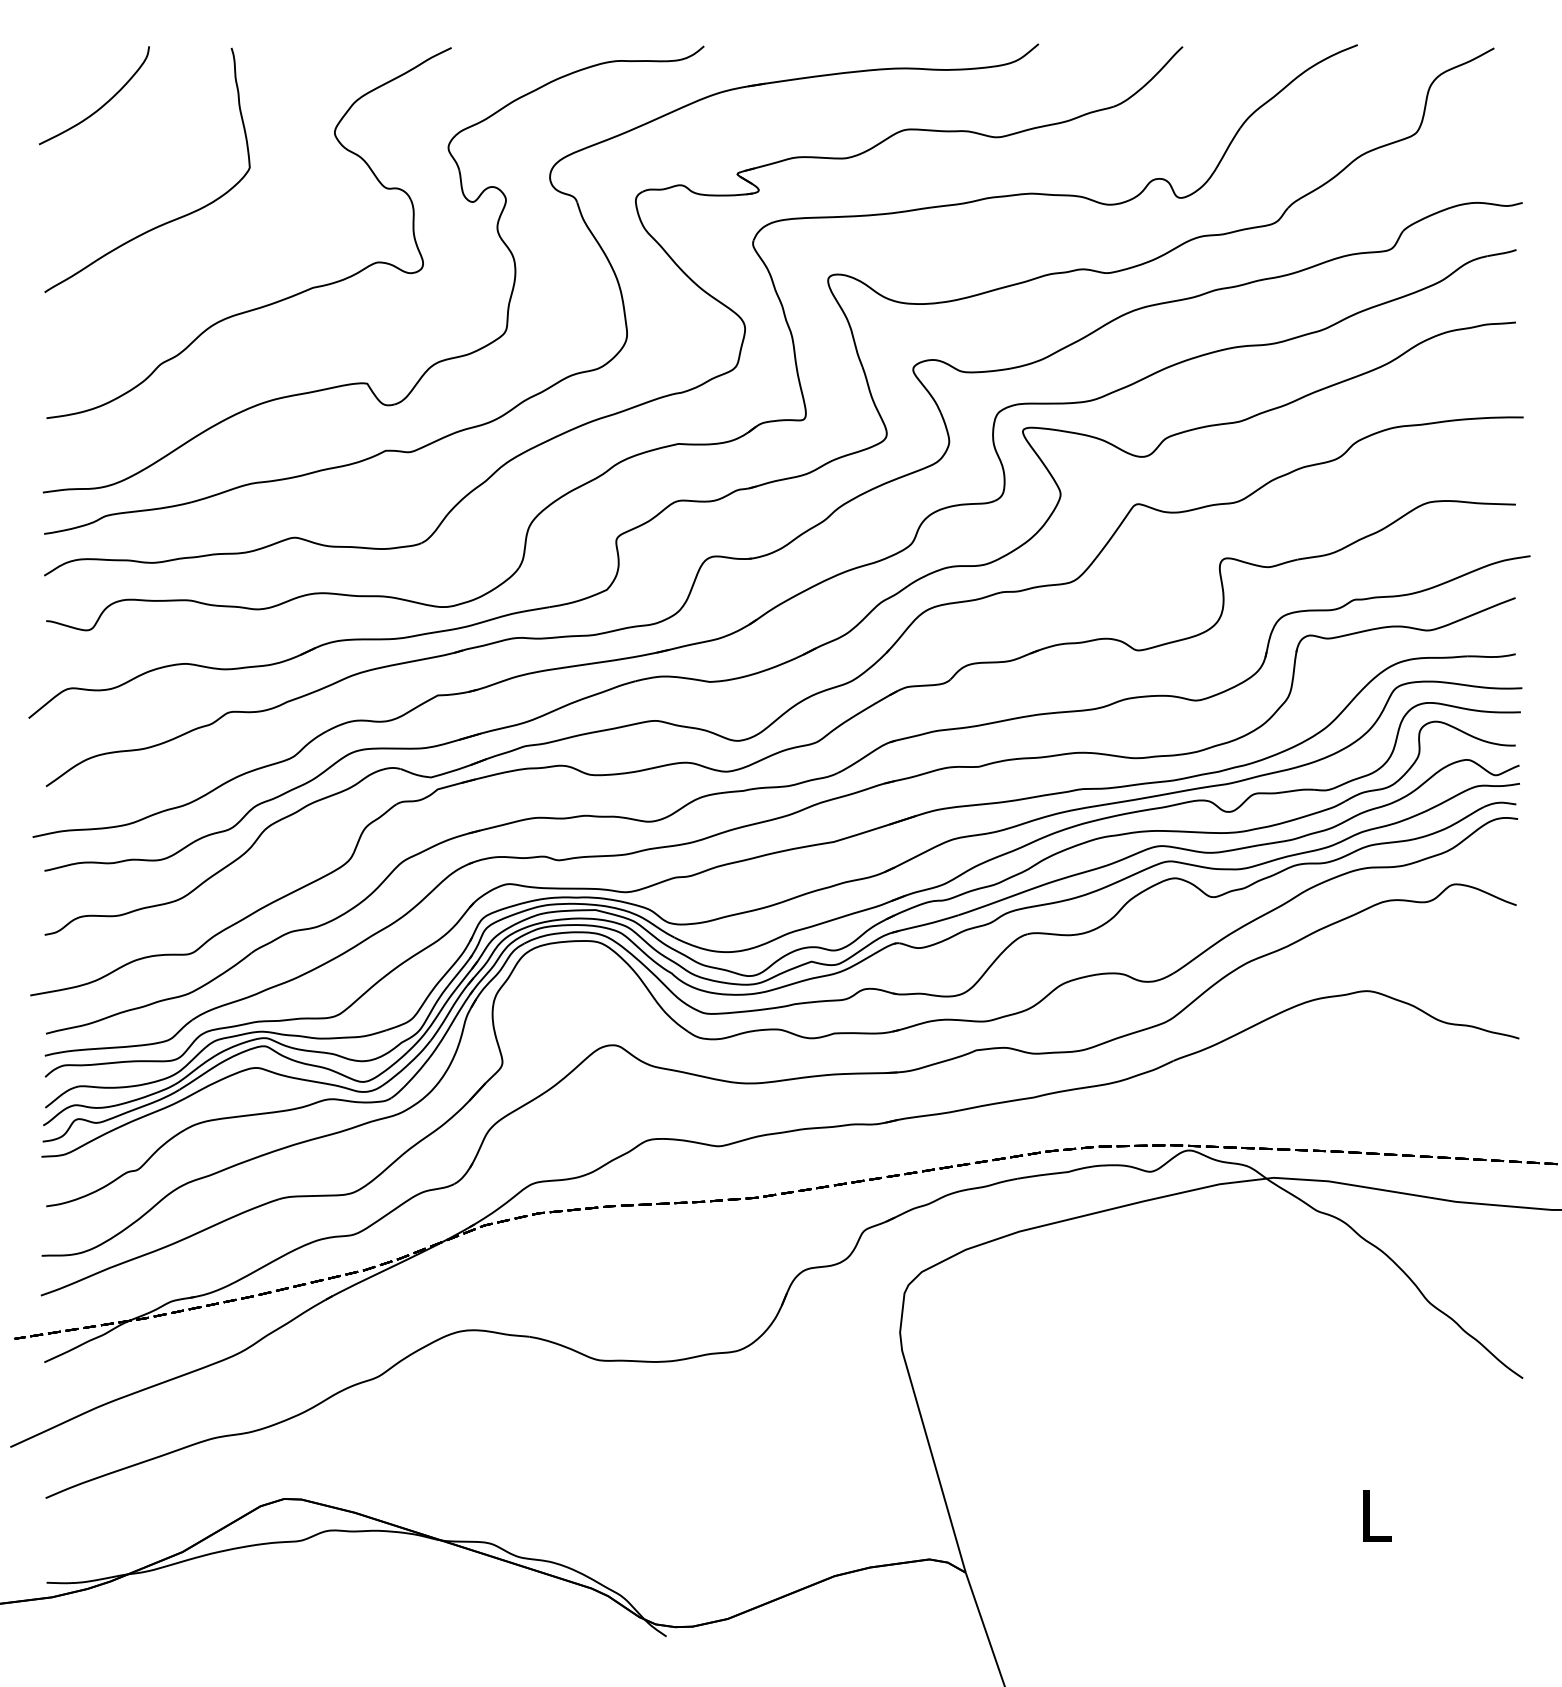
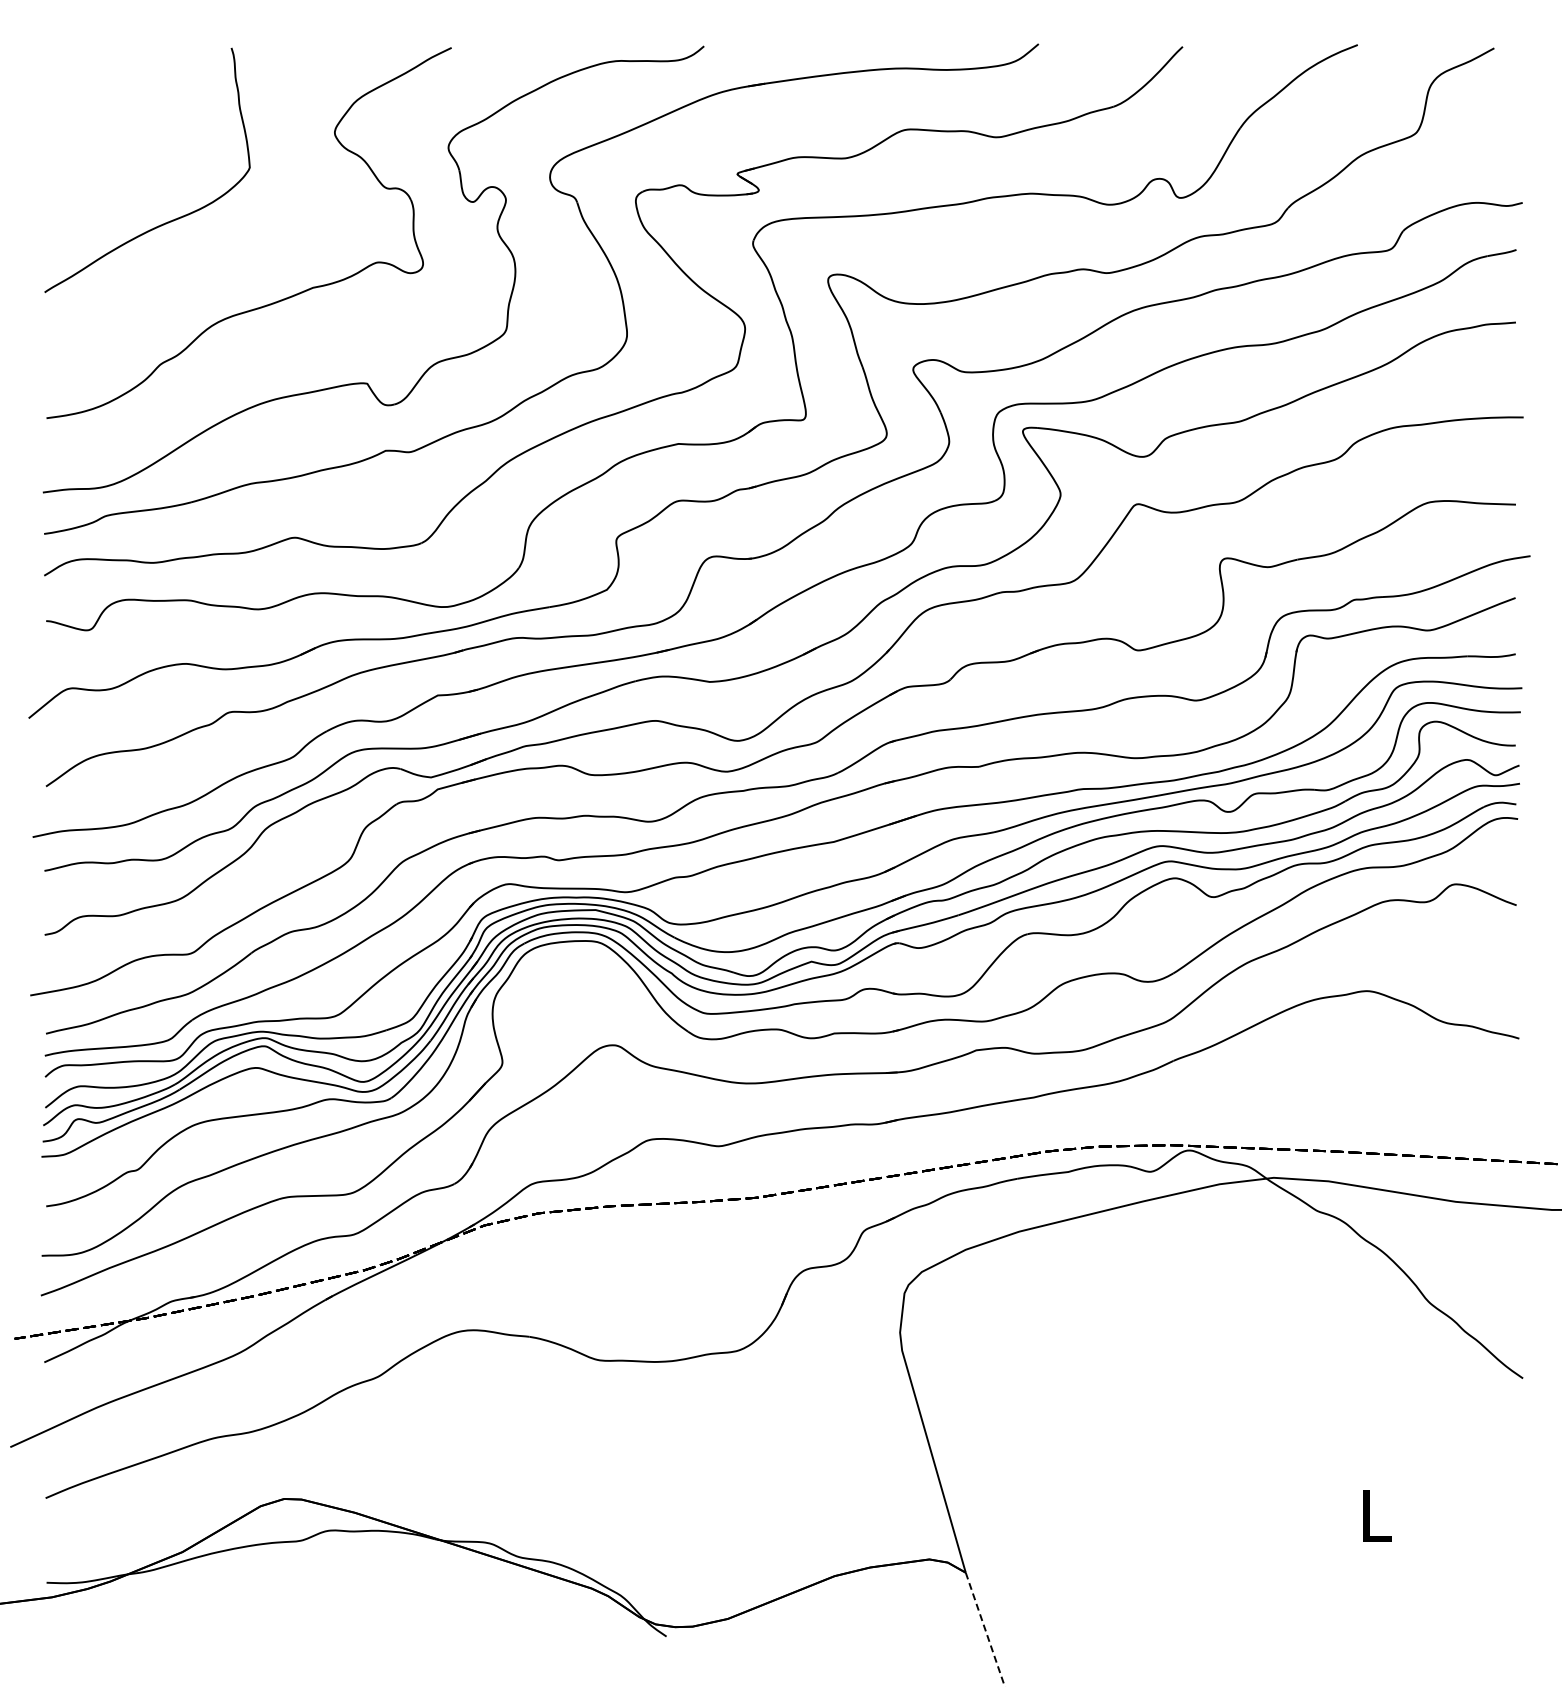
curve: present -> none (99, 107)
line: solid -> dashed (985, 1630)
